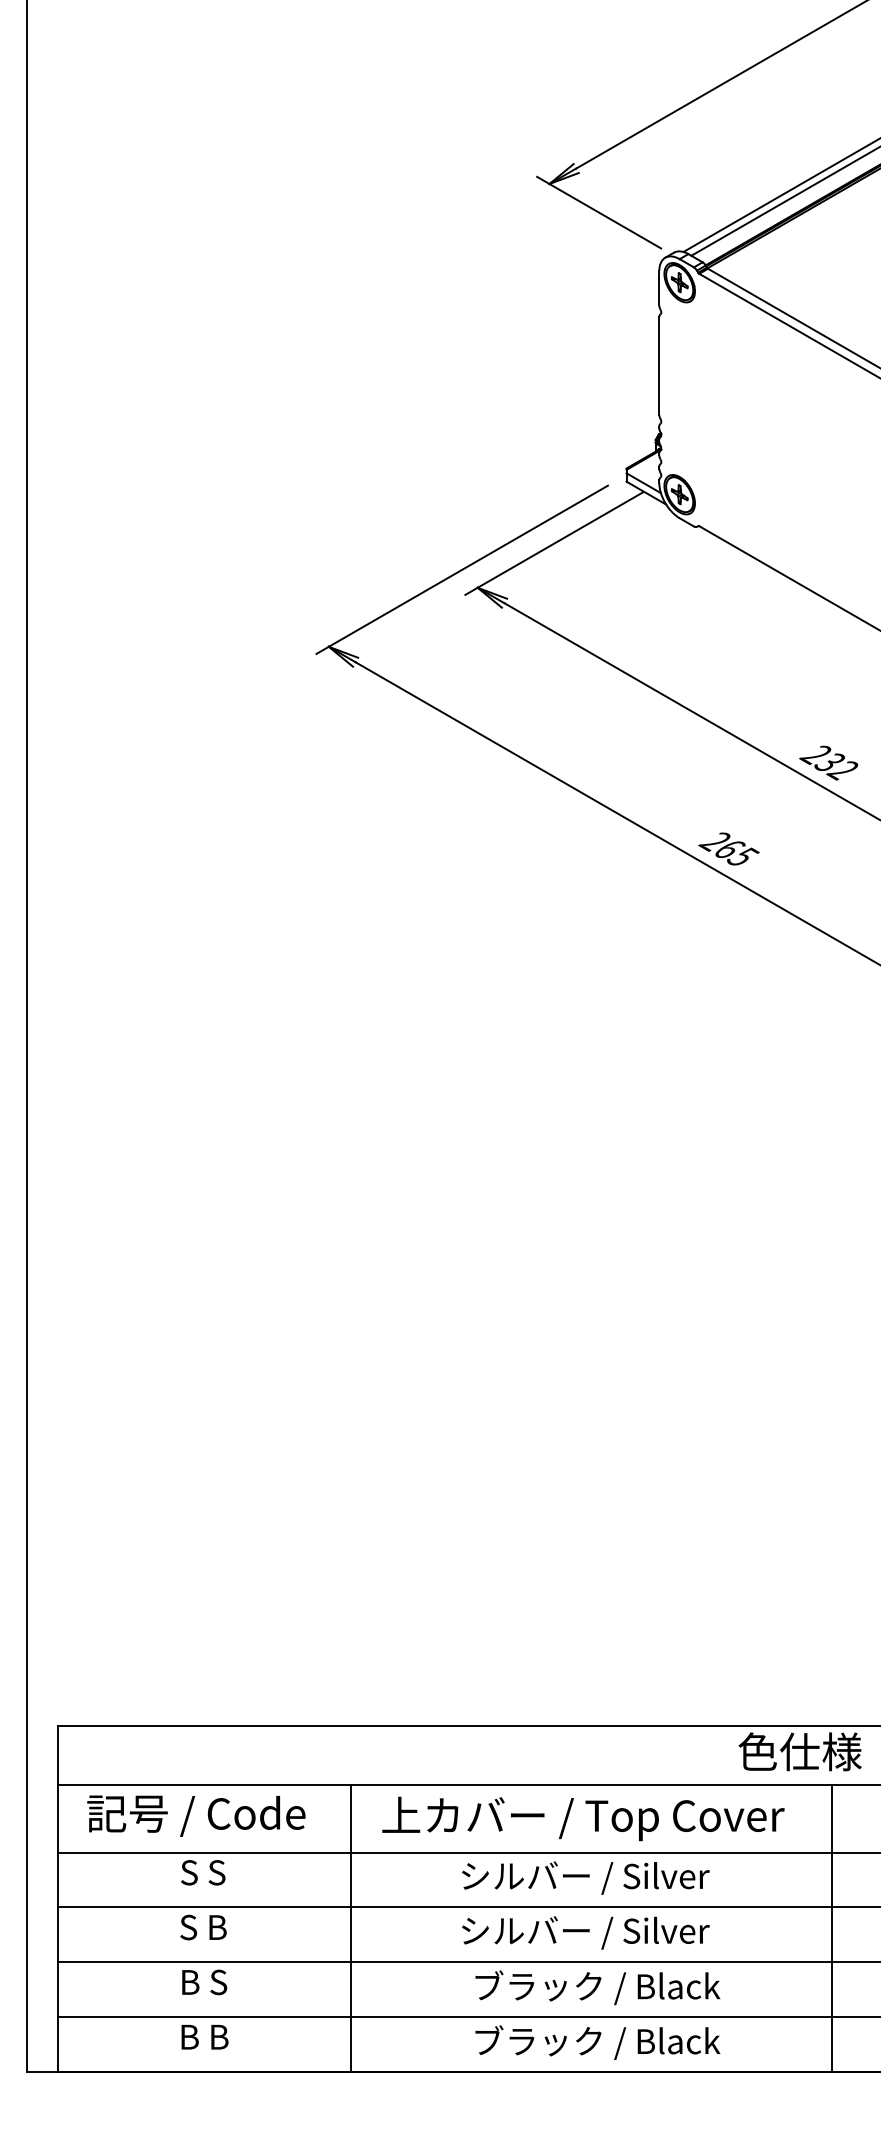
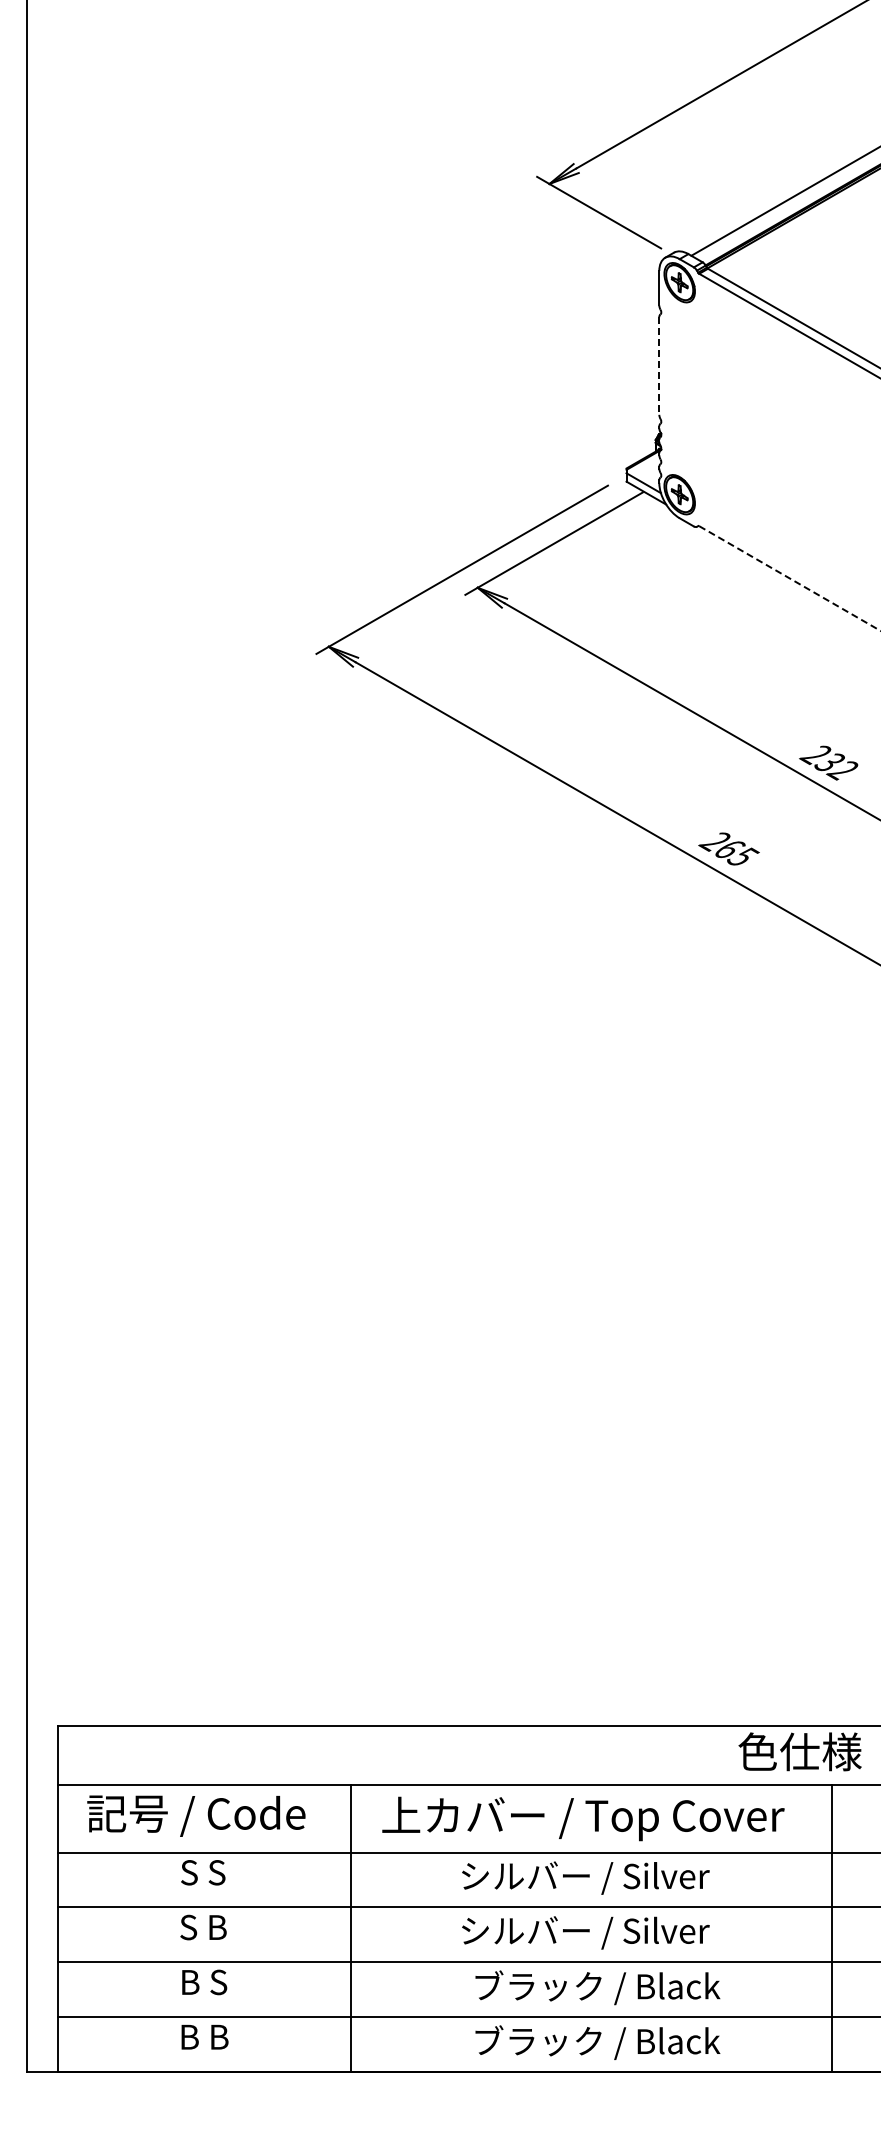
line: present -> none (780, 195)
line: solid -> dashed (659, 366)
line: solid -> dashed (790, 578)
